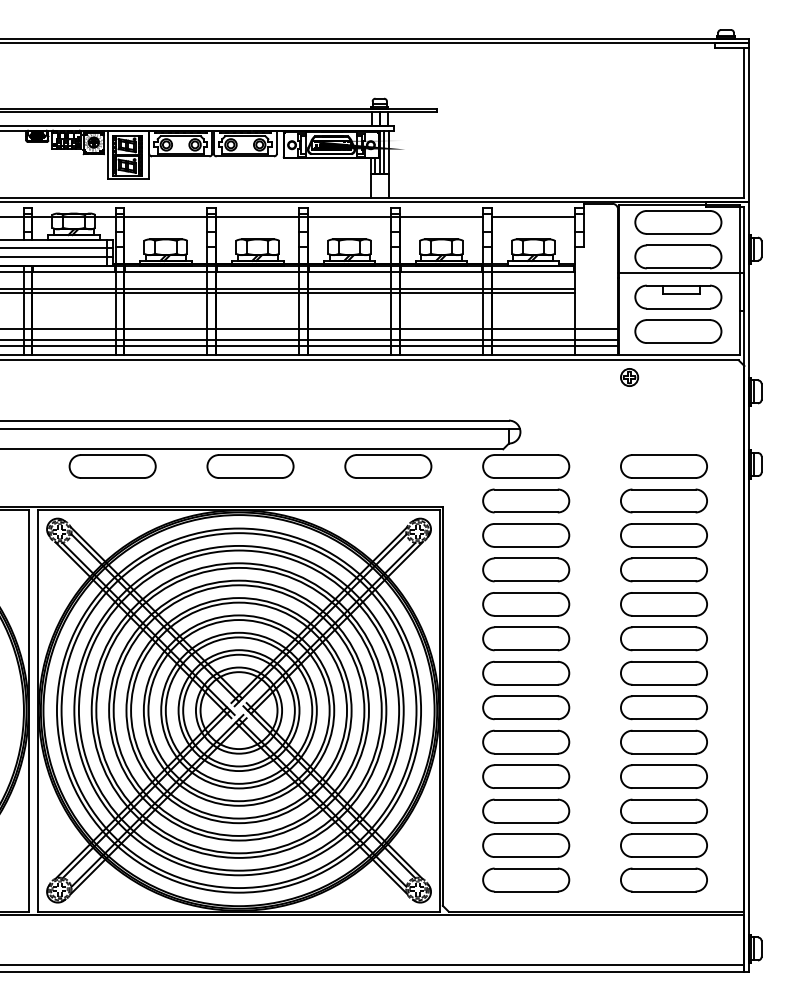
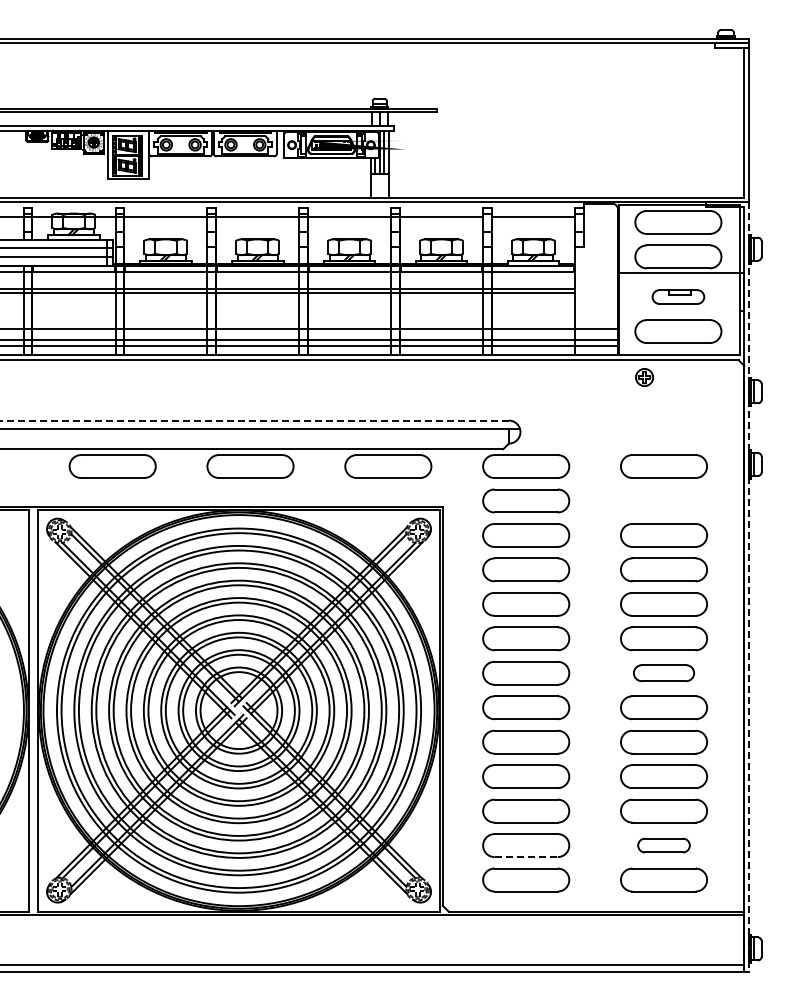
part size: 89x26 px -> 55x16 px (678, 296)
part position: (629, 377) -> (644, 377) (644, 377)
line: solid -> dashed (254, 420)
part: present -> none (663, 500)
line: solid -> dashed (749, 587)
part size: 88x26 px -> 63x19 px (664, 673)
part size: 88x25 px -> 54x17 px (663, 845)
line: solid -> dashed (526, 857)
